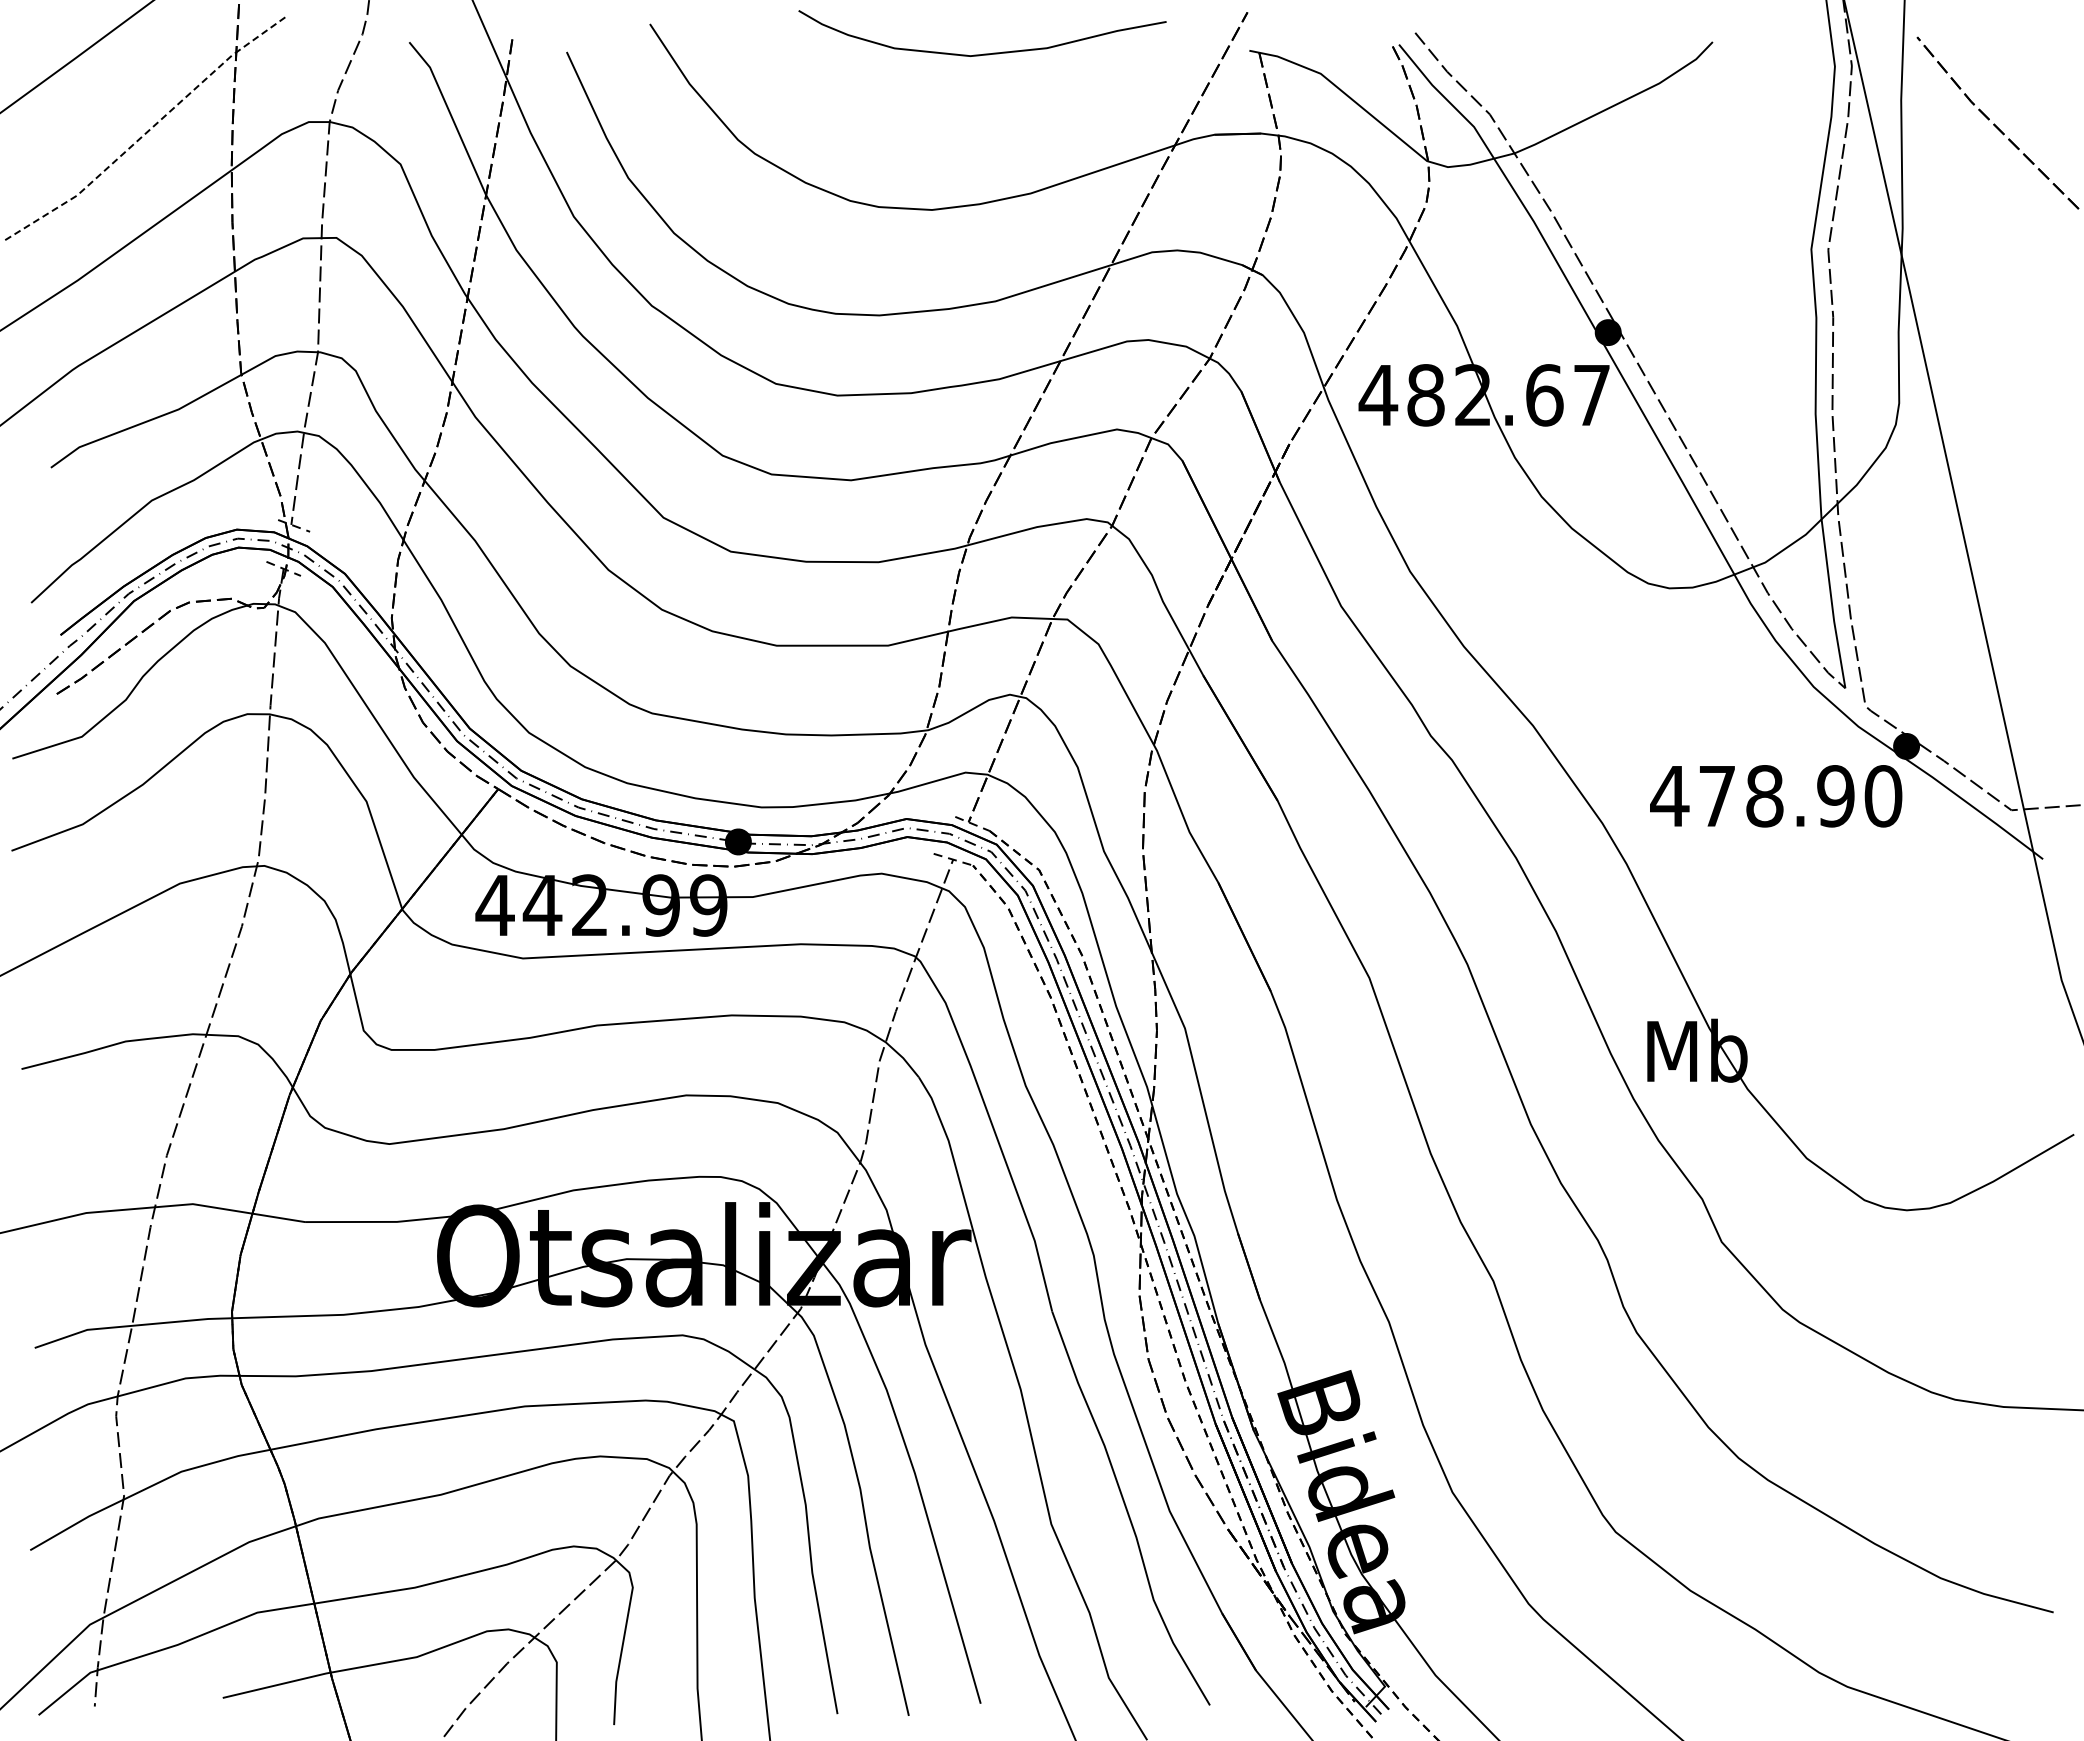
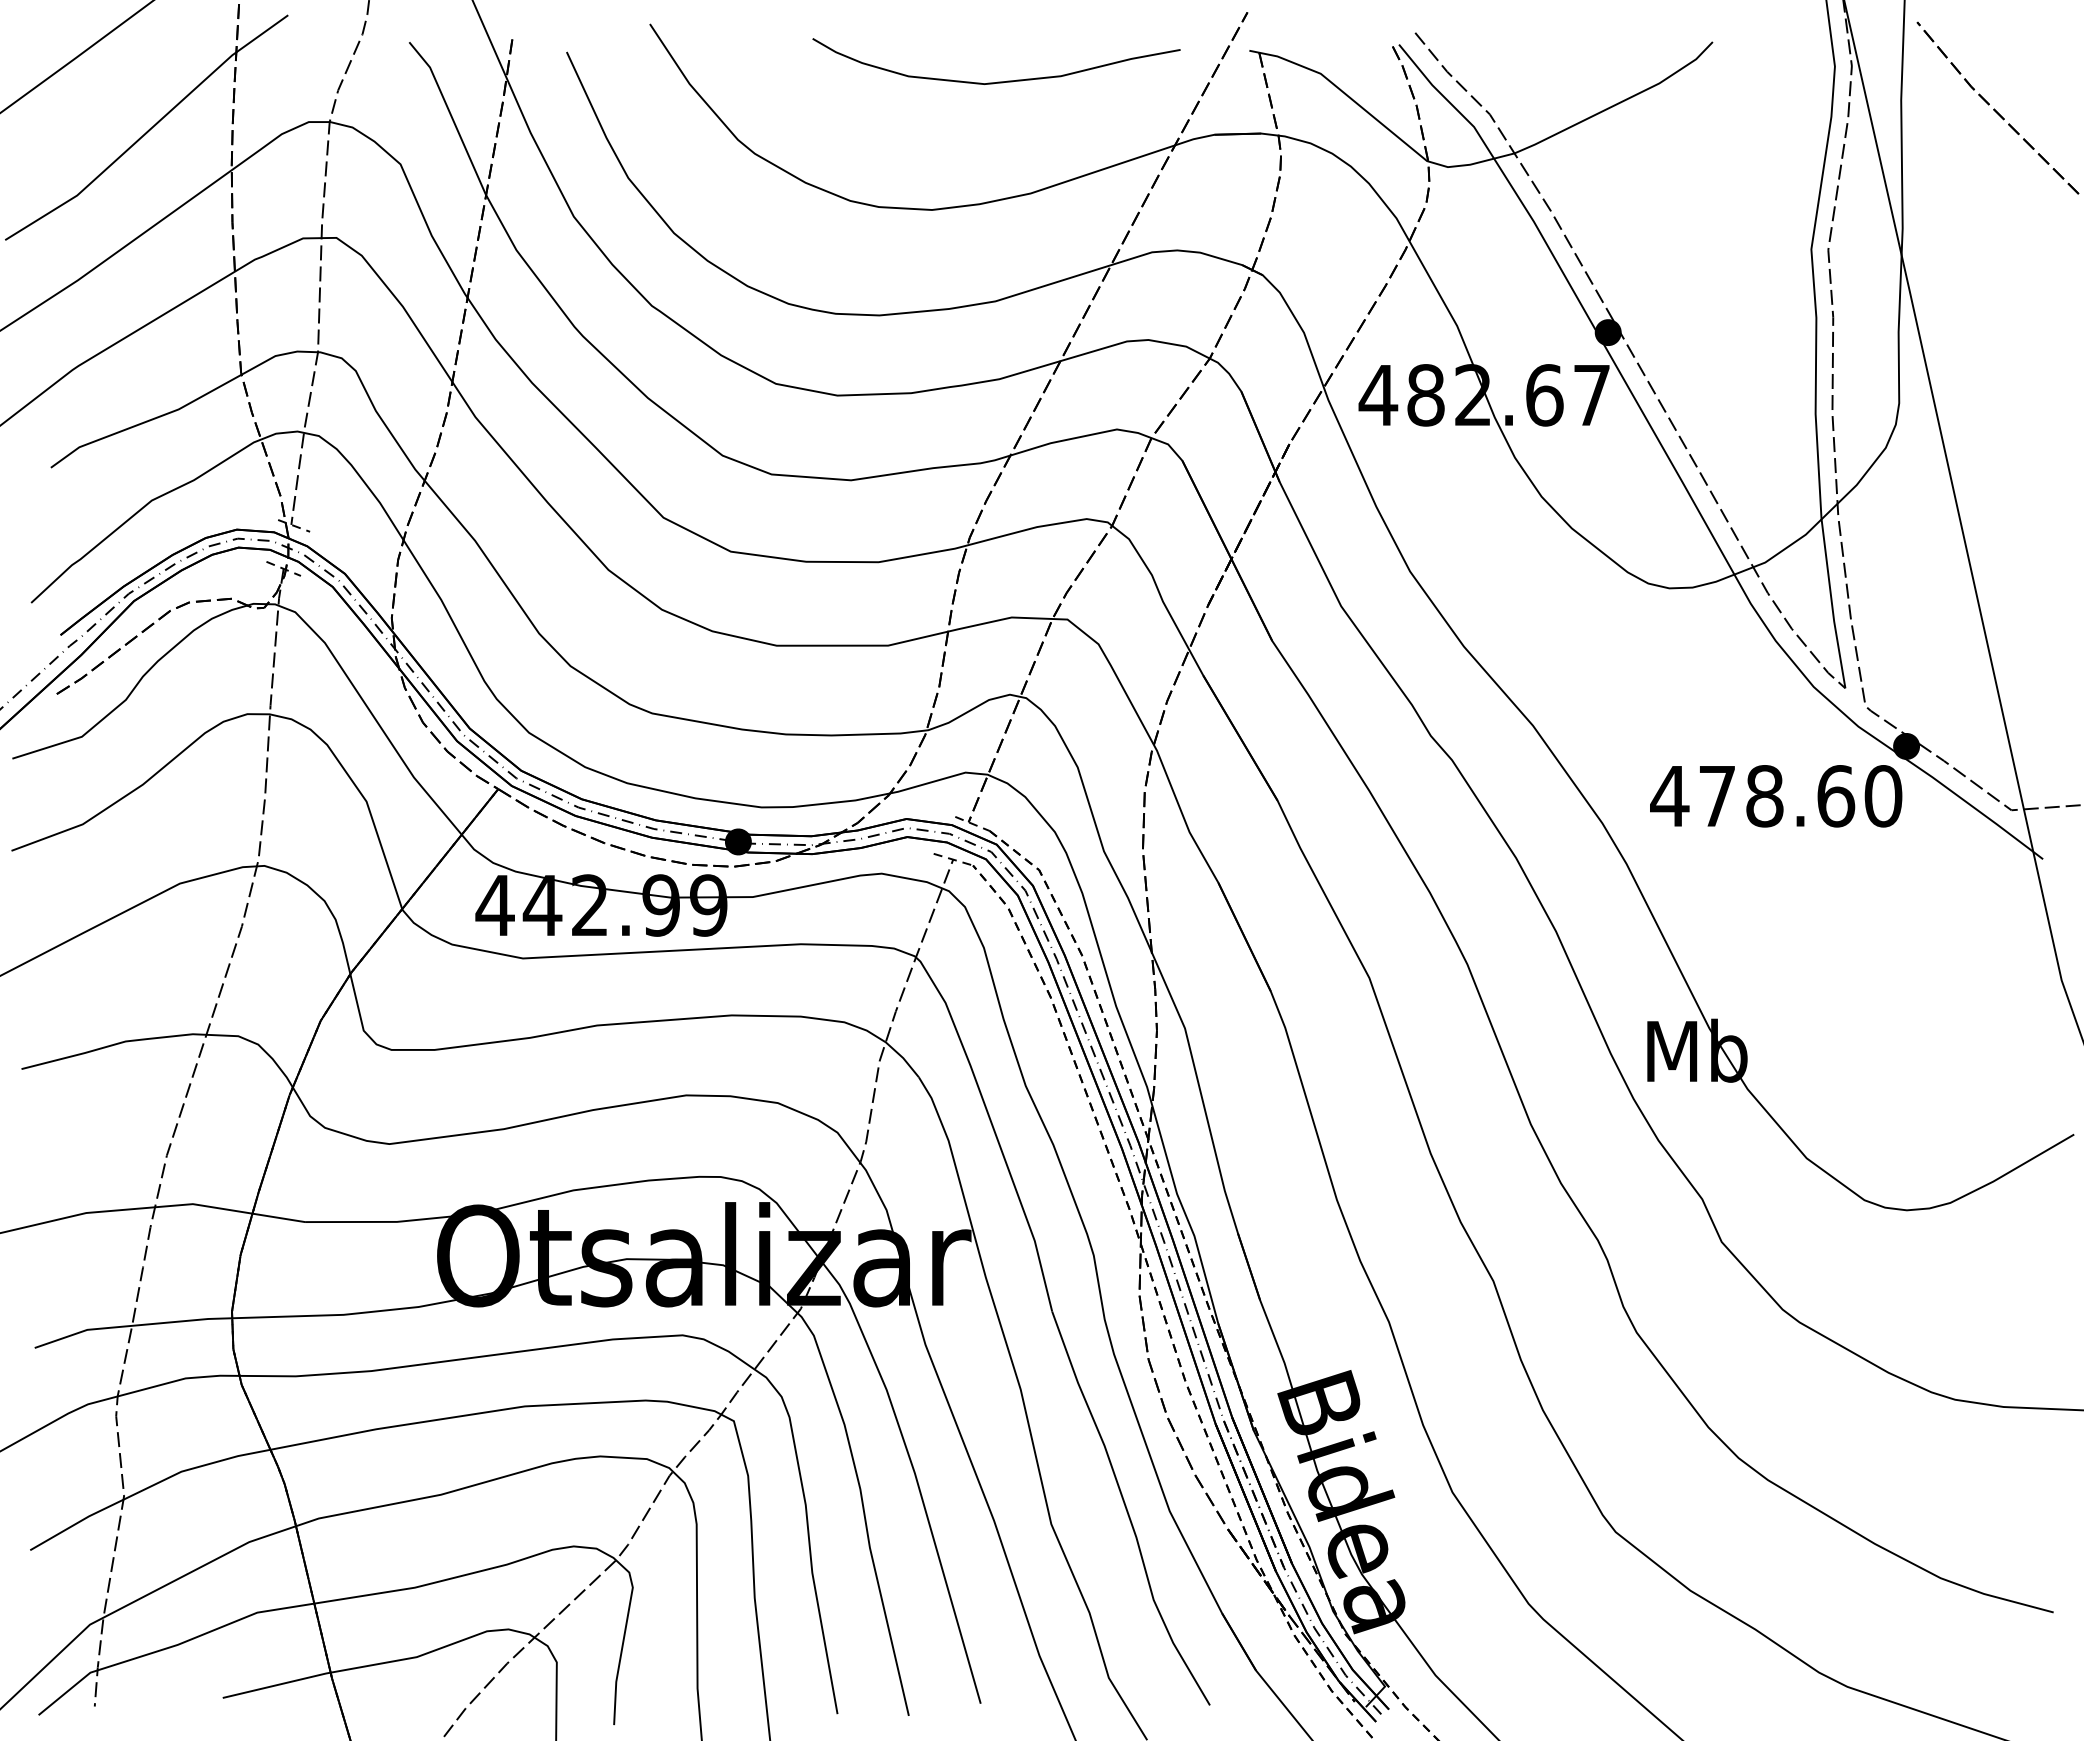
curve position: (983, 53) -> (997, 81) (997, 81)
part position: (1997, 122) -> (1997, 107) (1997, 107)
line: dashed -> solid (148, 130)
text: 478.90 -> 478.60 (1836, 796)
